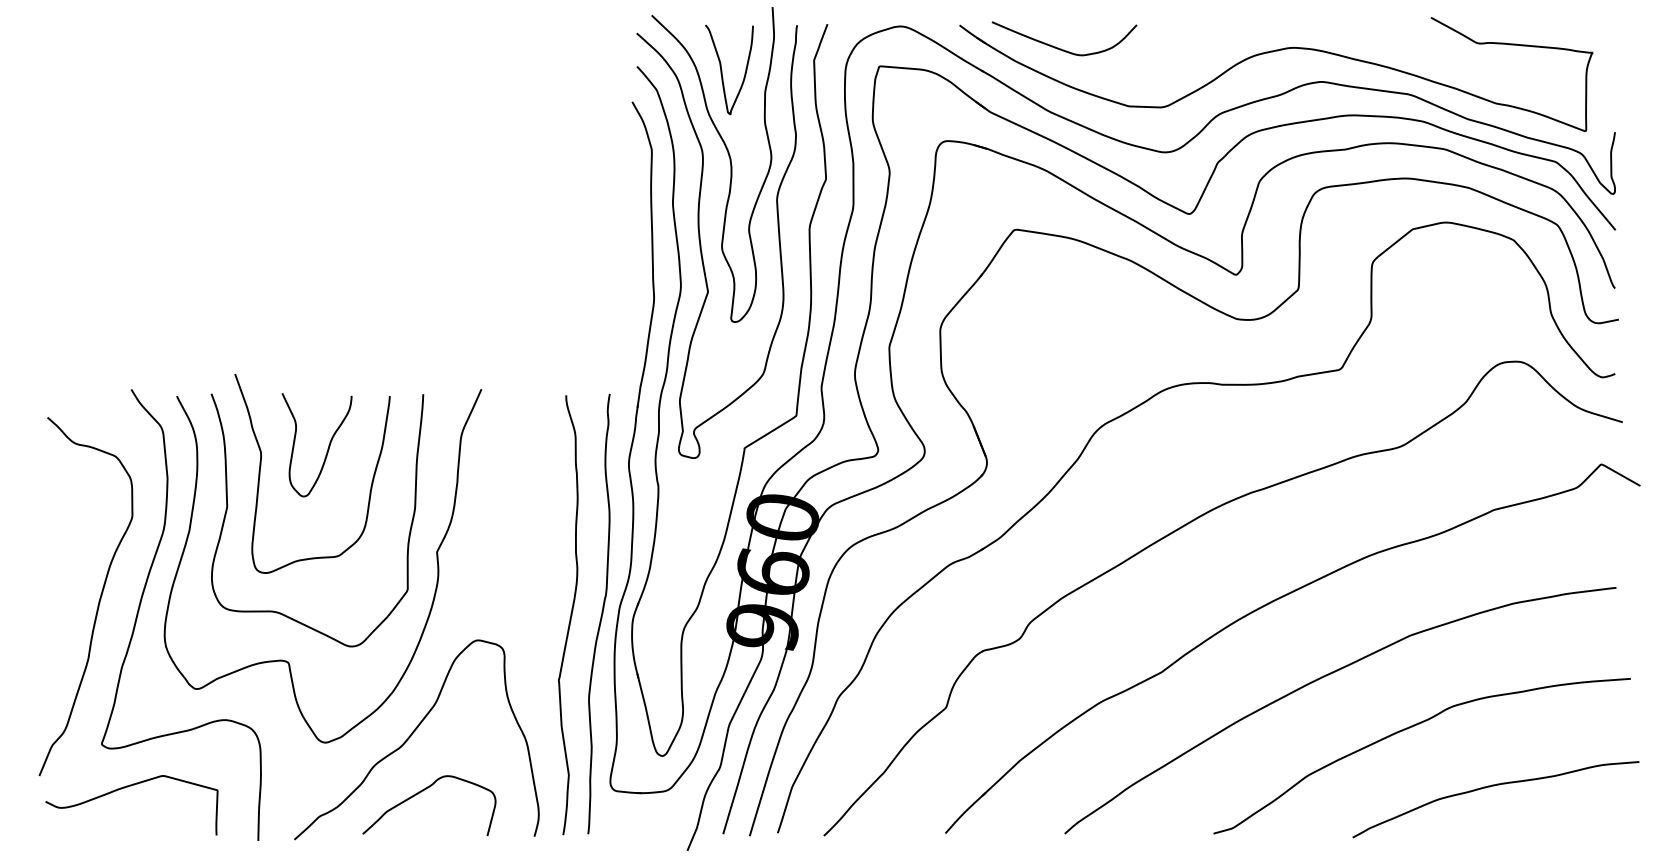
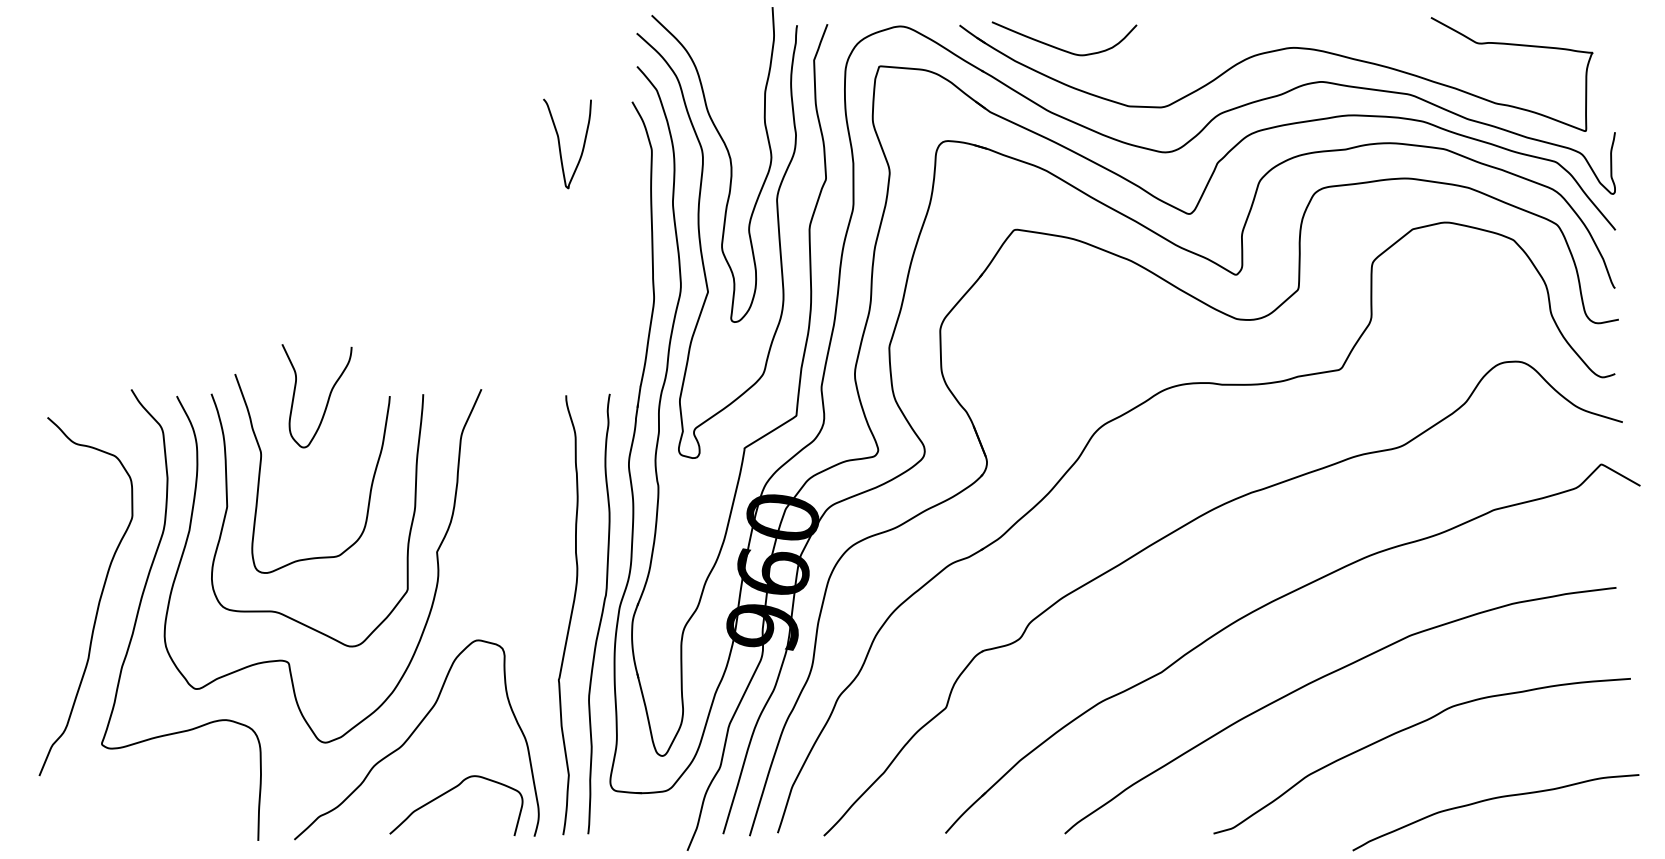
curve position: (722, 70) -> (560, 144) (560, 144)
curve position: (327, 448) -> (327, 399) (327, 399)
curve: present -> none (128, 787)
curve position: (1490, 787) -> (1490, 800) (1490, 800)
curve position: (423, 791) -> (450, 791) (450, 791)
